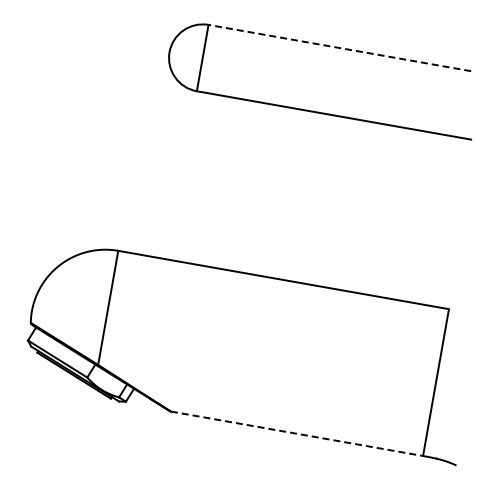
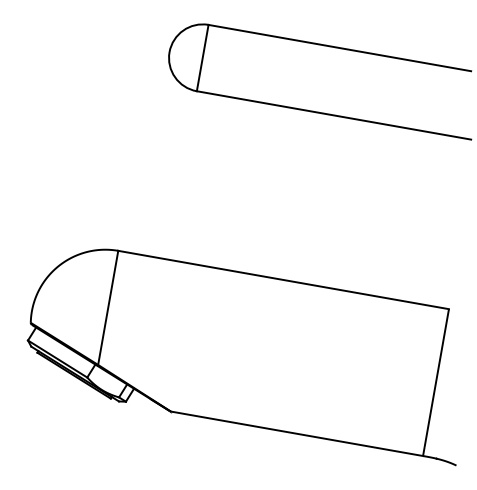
line: dashed -> solid (339, 47)
line: dashed -> solid (297, 433)
